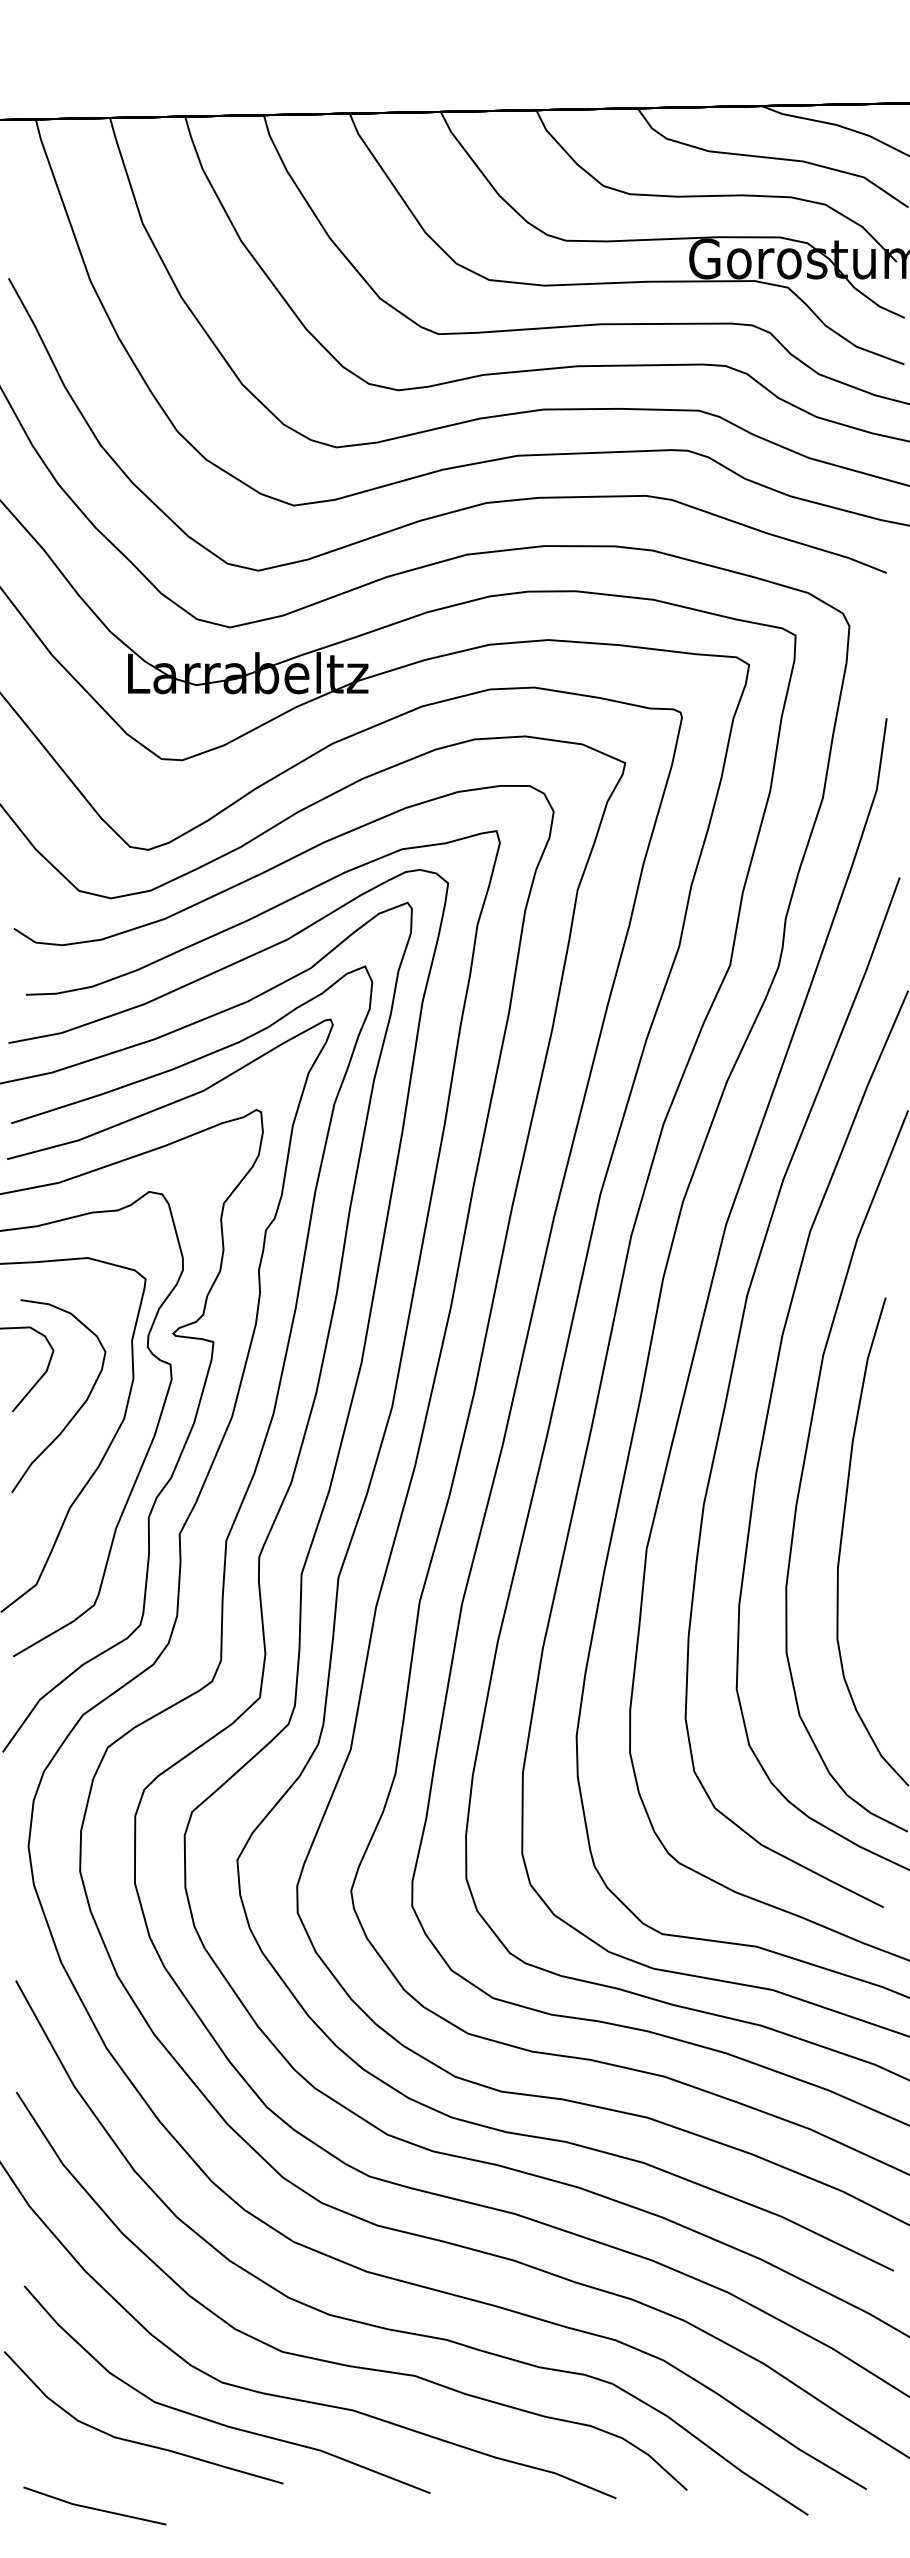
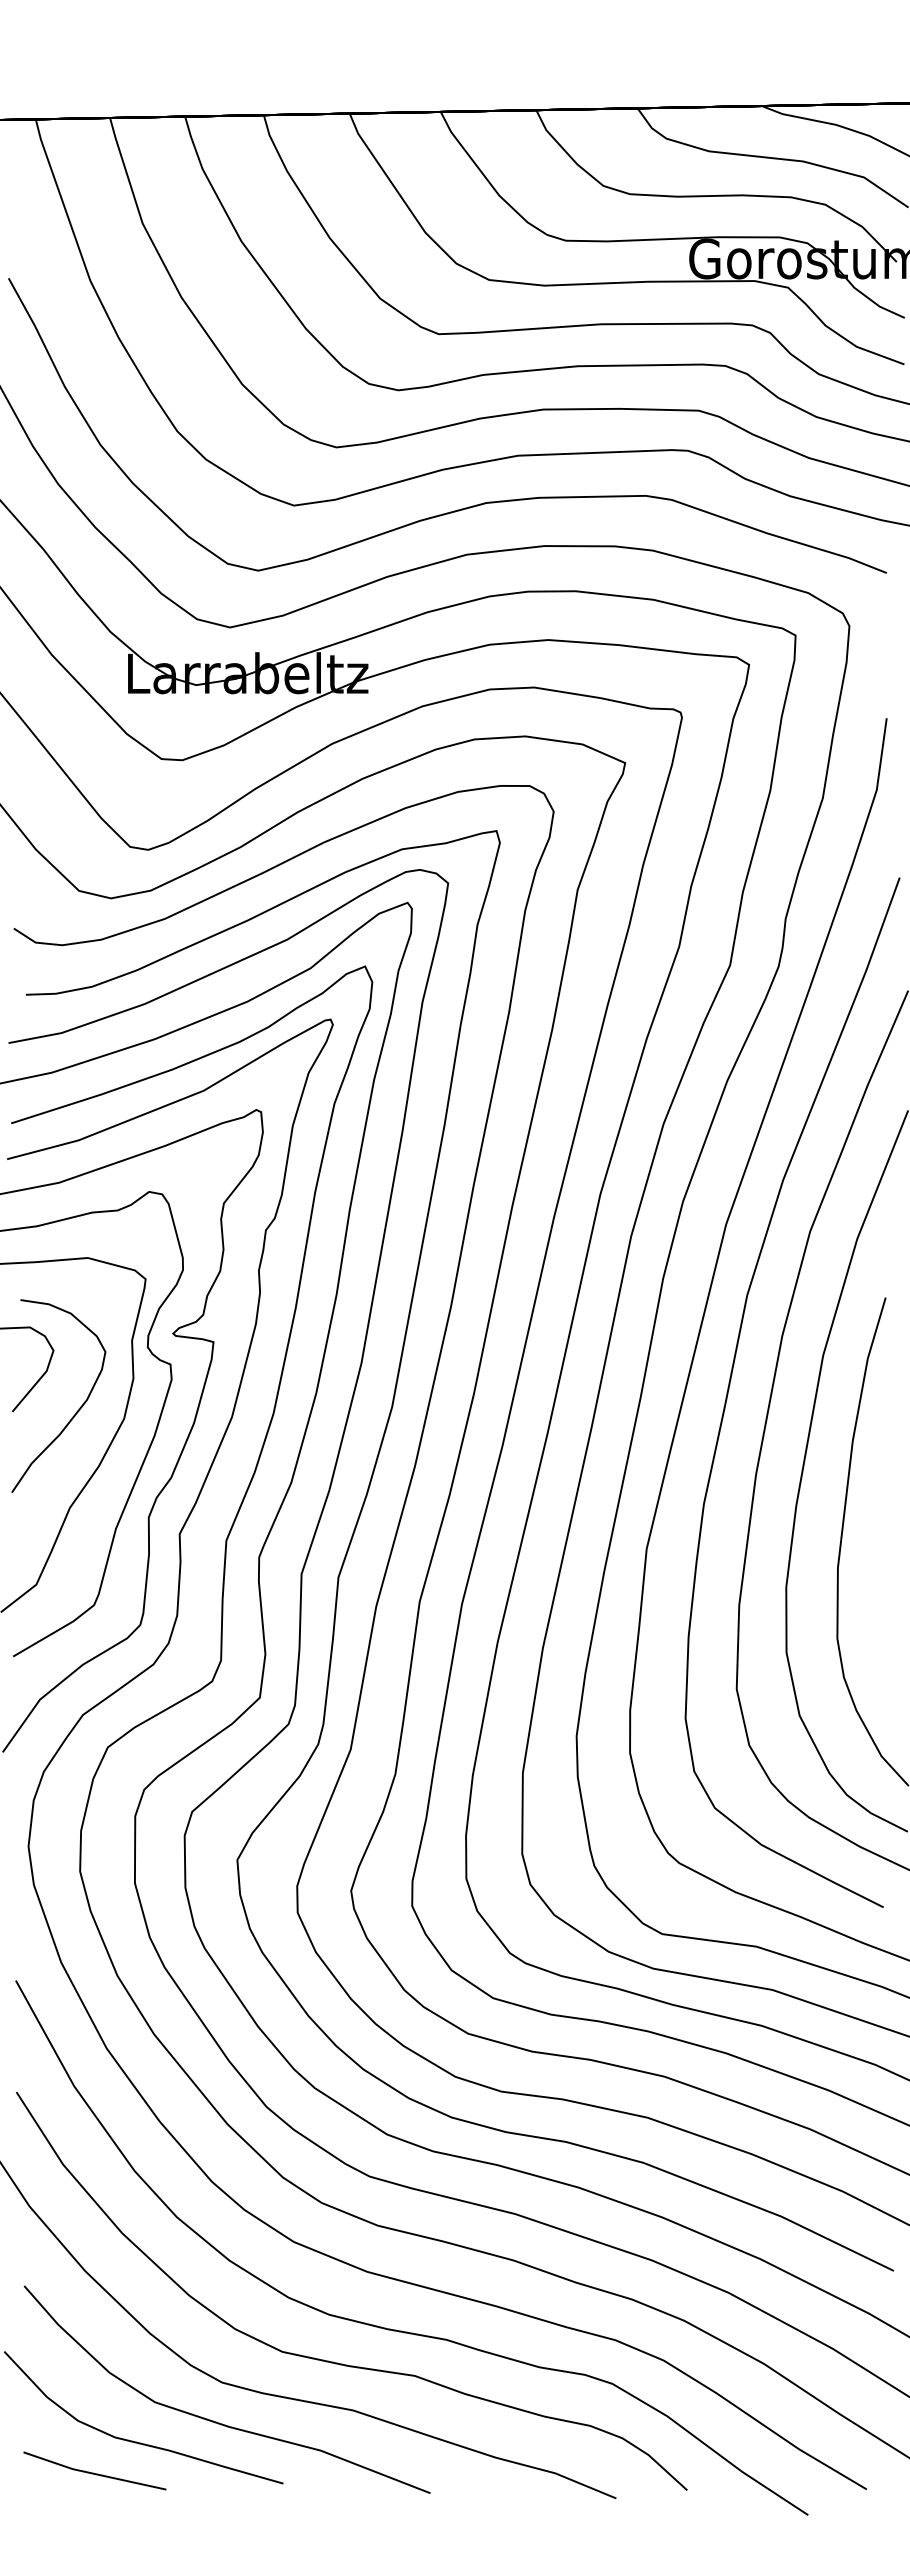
line position: (93, 2507) -> (93, 2472) (93, 2472)
